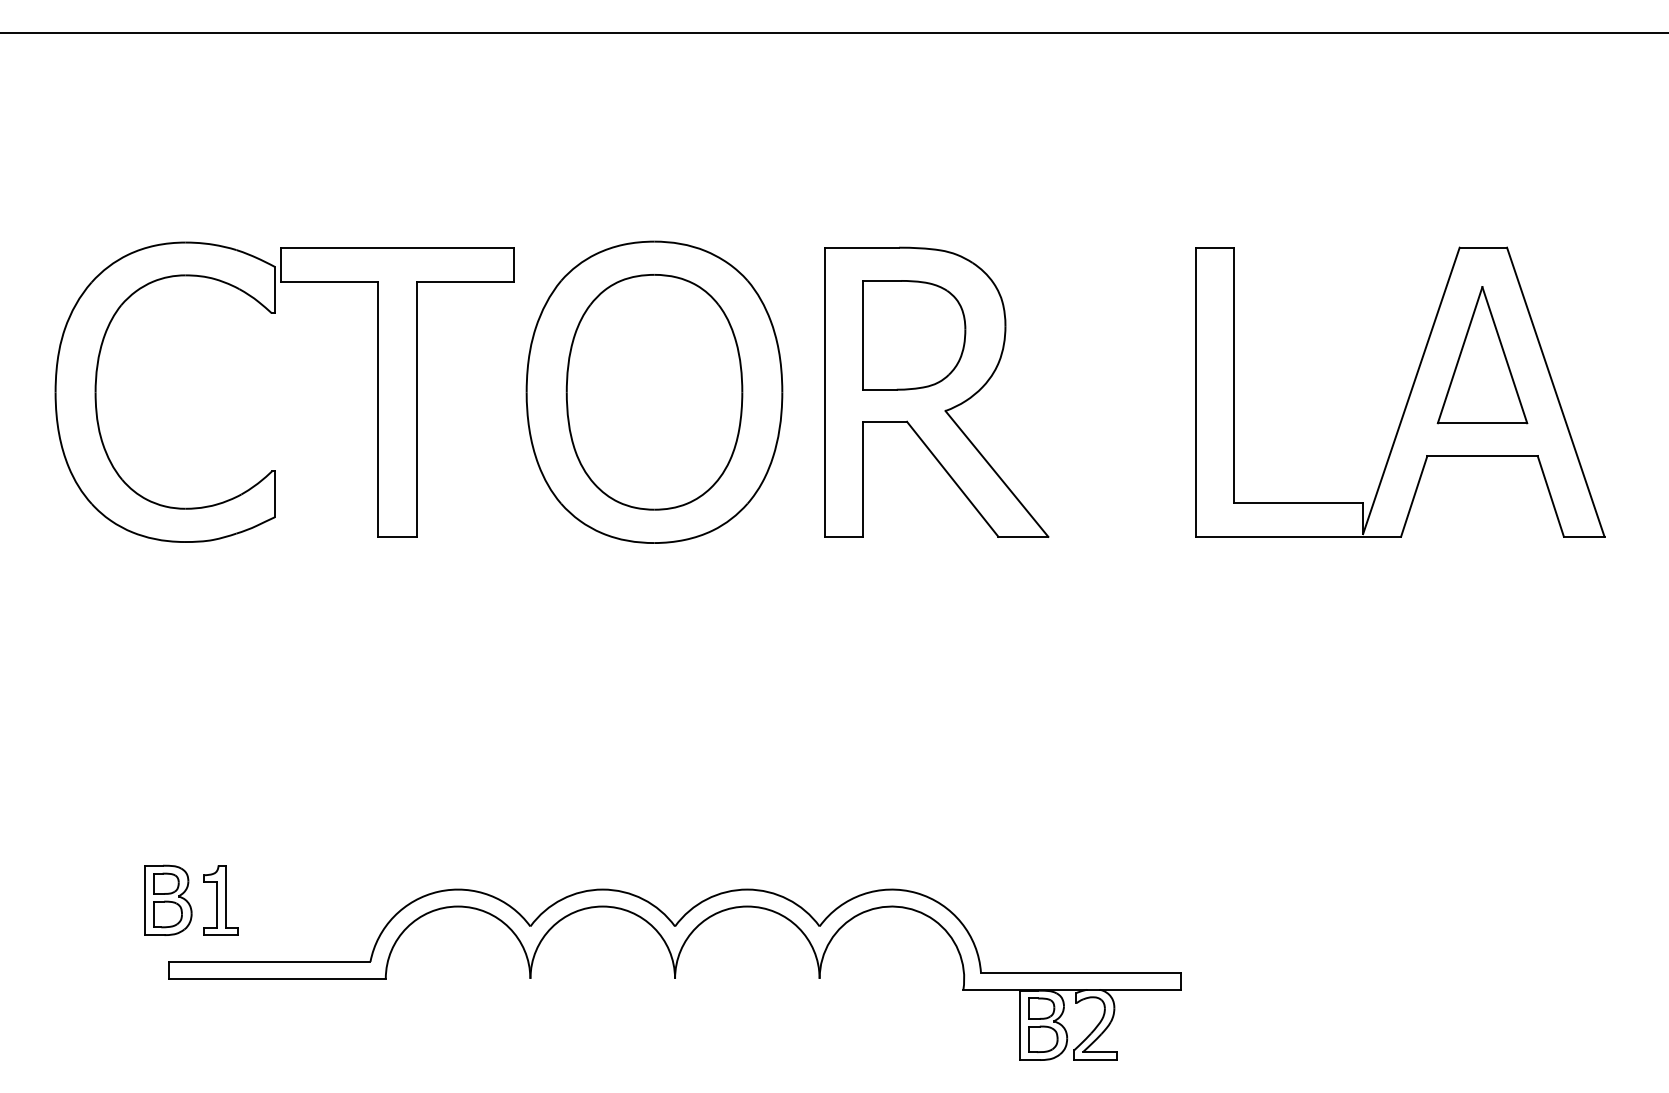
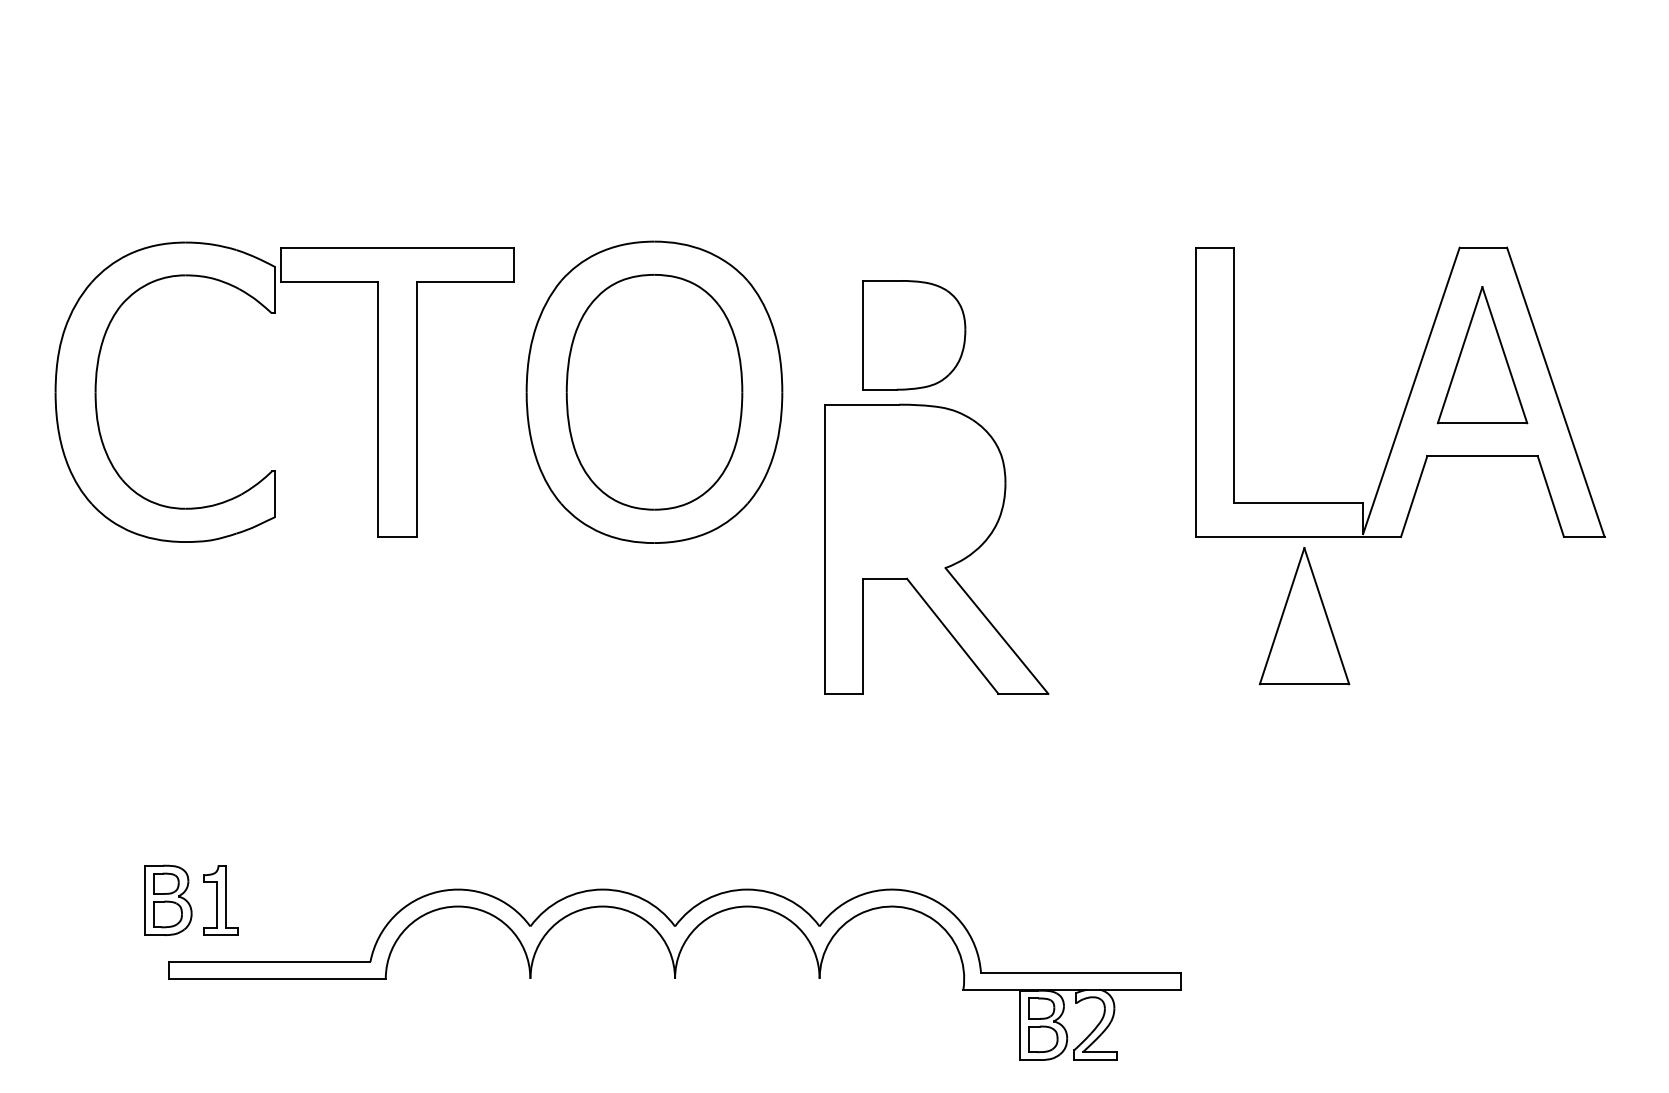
line: present -> none (833, 32)
part position: (936, 391) -> (936, 548) (936, 548)
part: none -> present (1304, 616)
